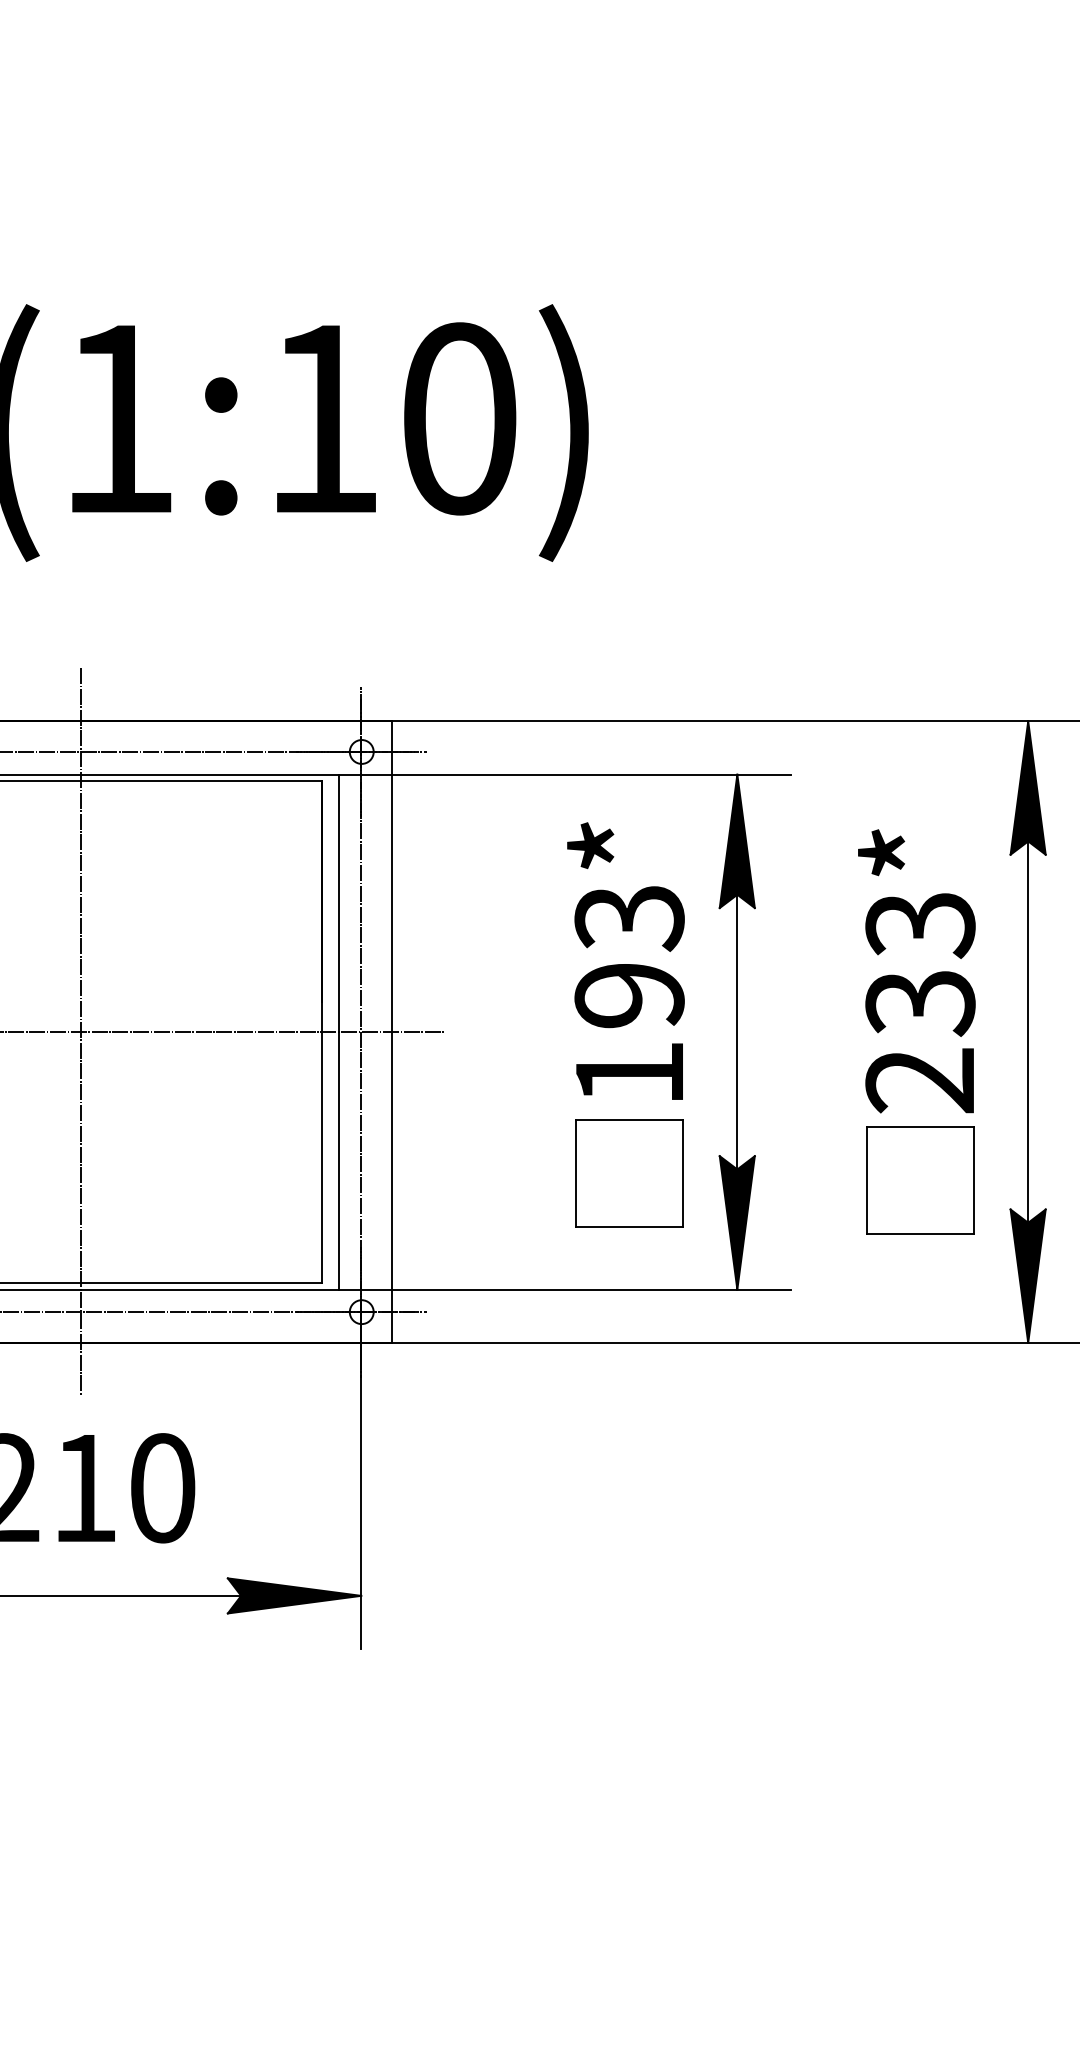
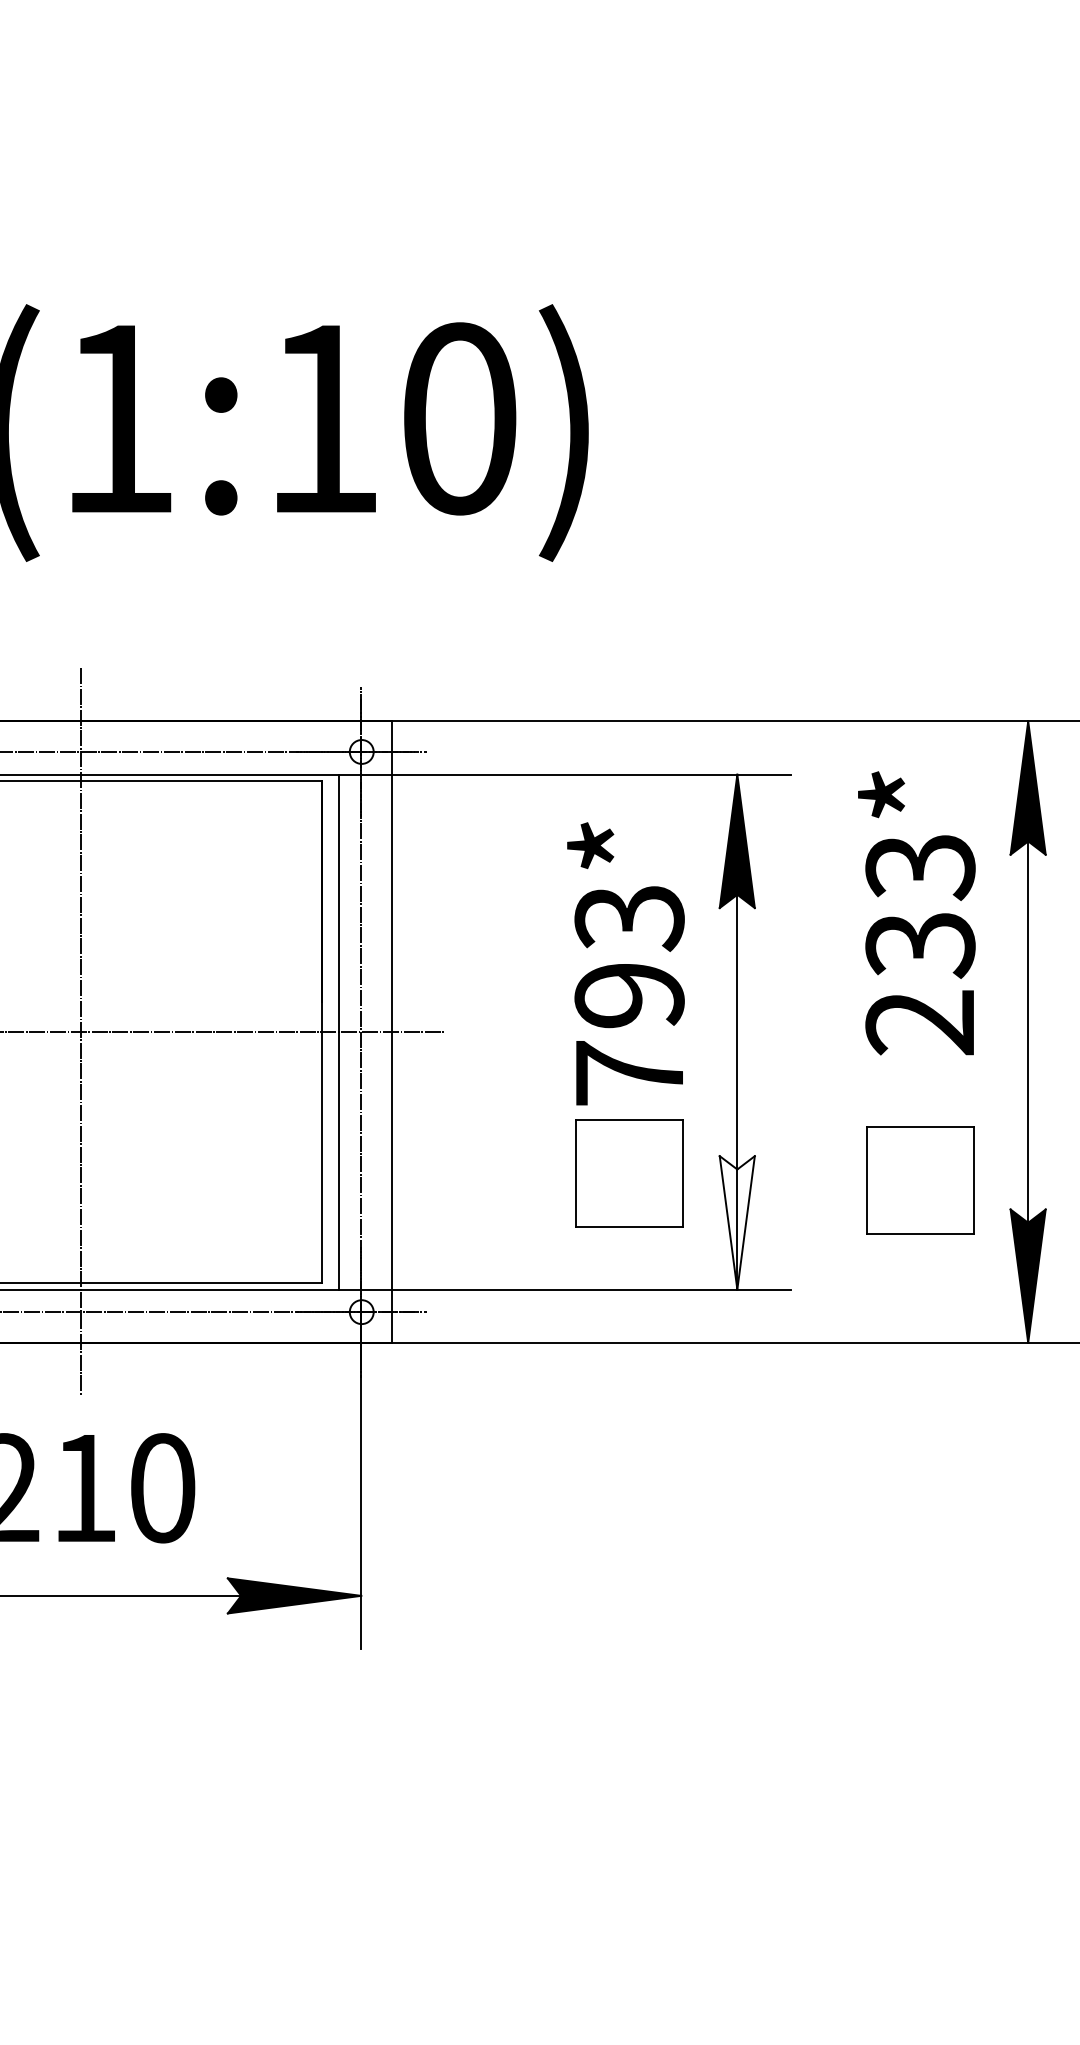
text position: (916, 971) -> (916, 913) (916, 913)
text: 193* -> 793* (629, 1073)
fill: present -> none (736, 1222)
